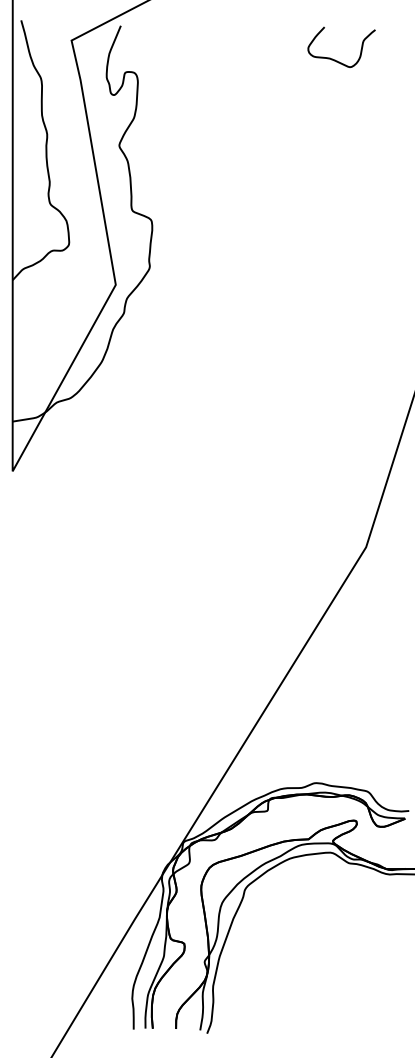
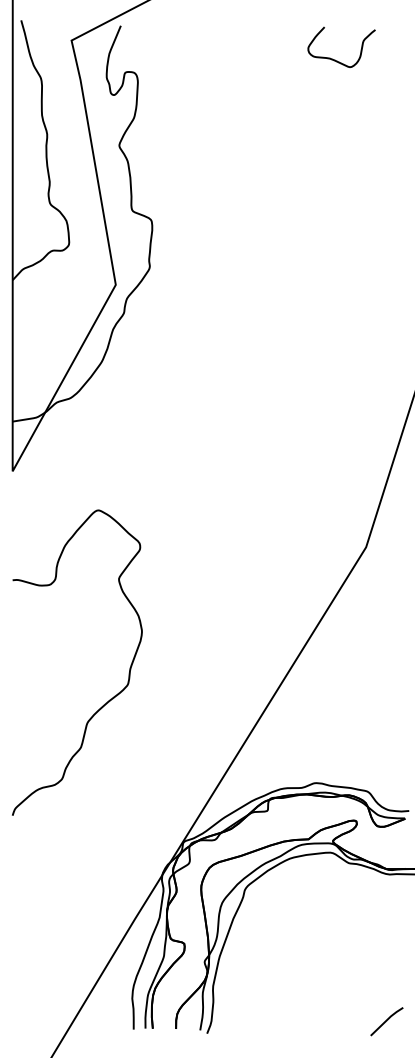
curve: none -> present (109, 699)
line: none -> present (386, 1021)
